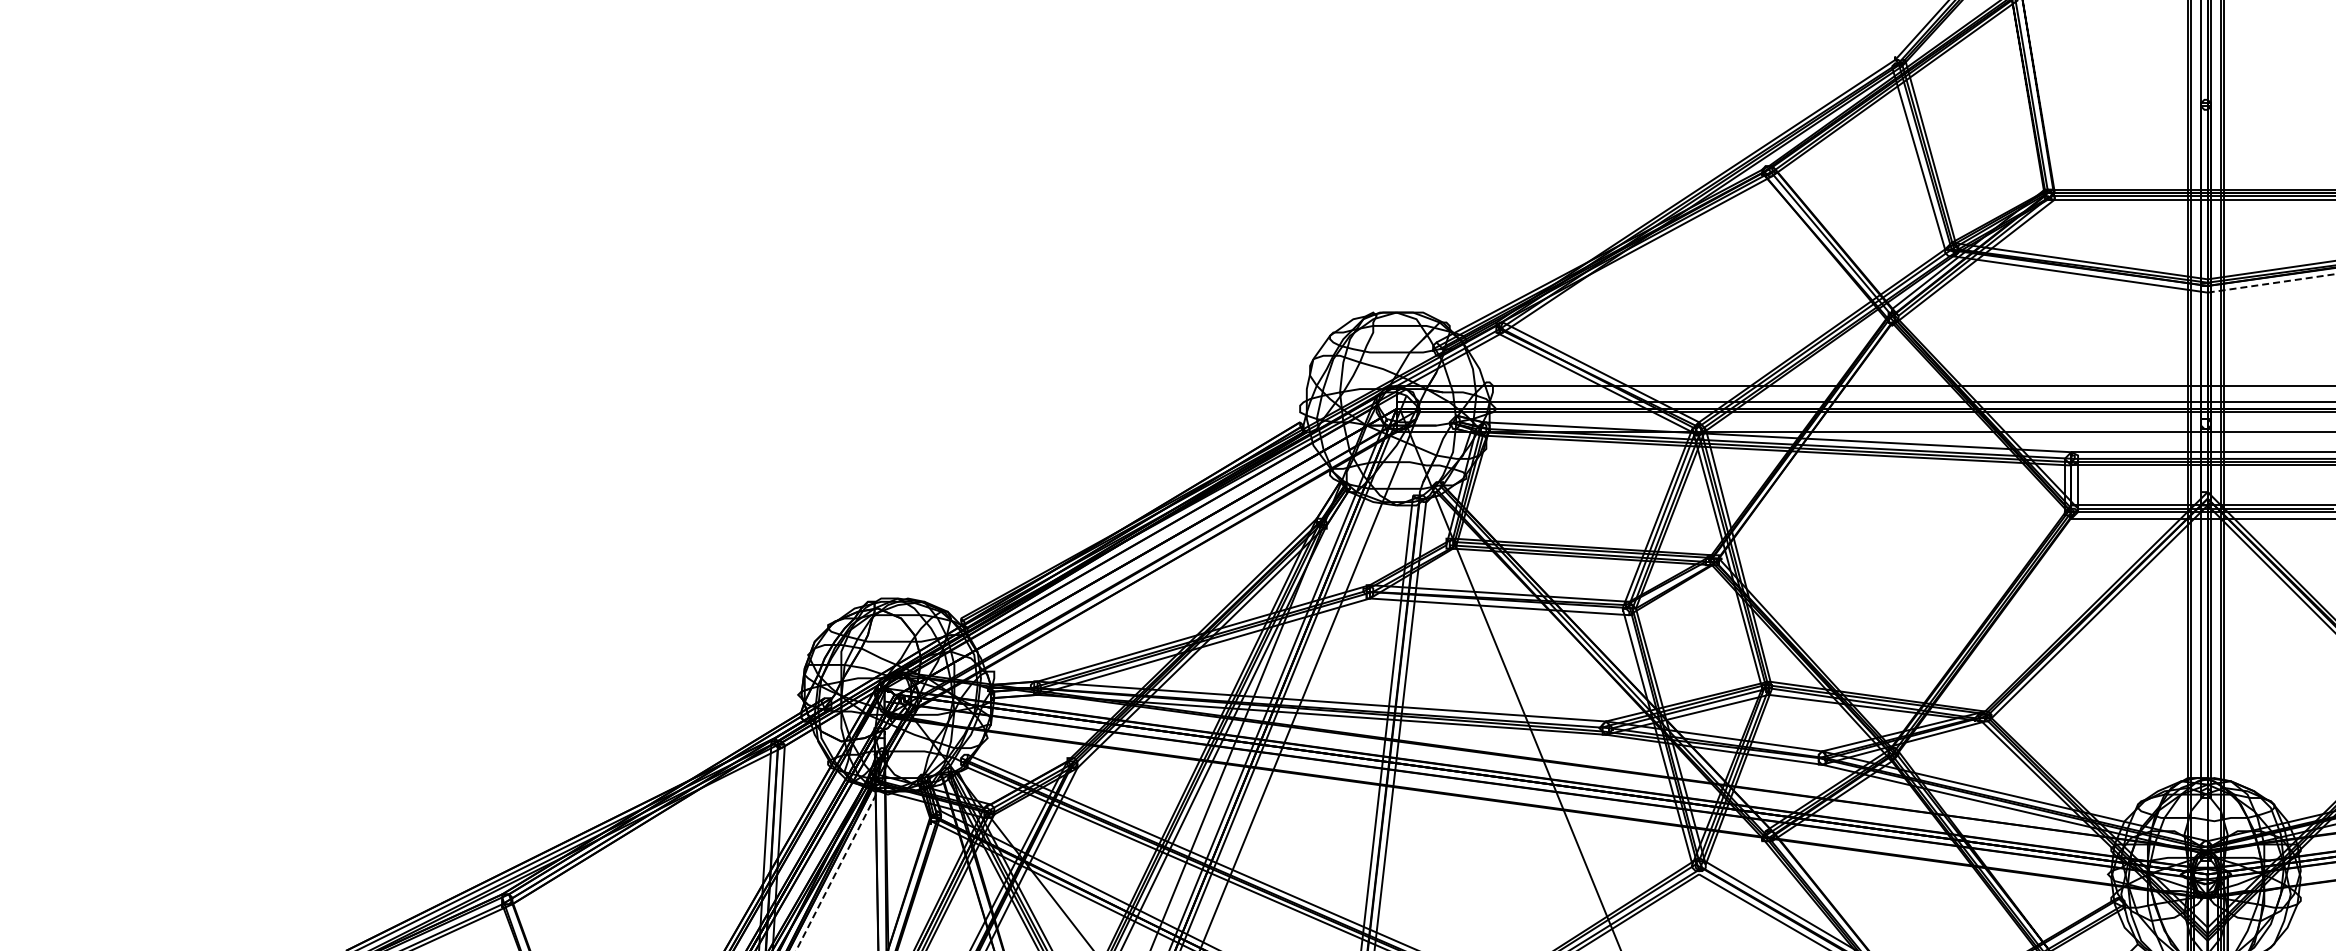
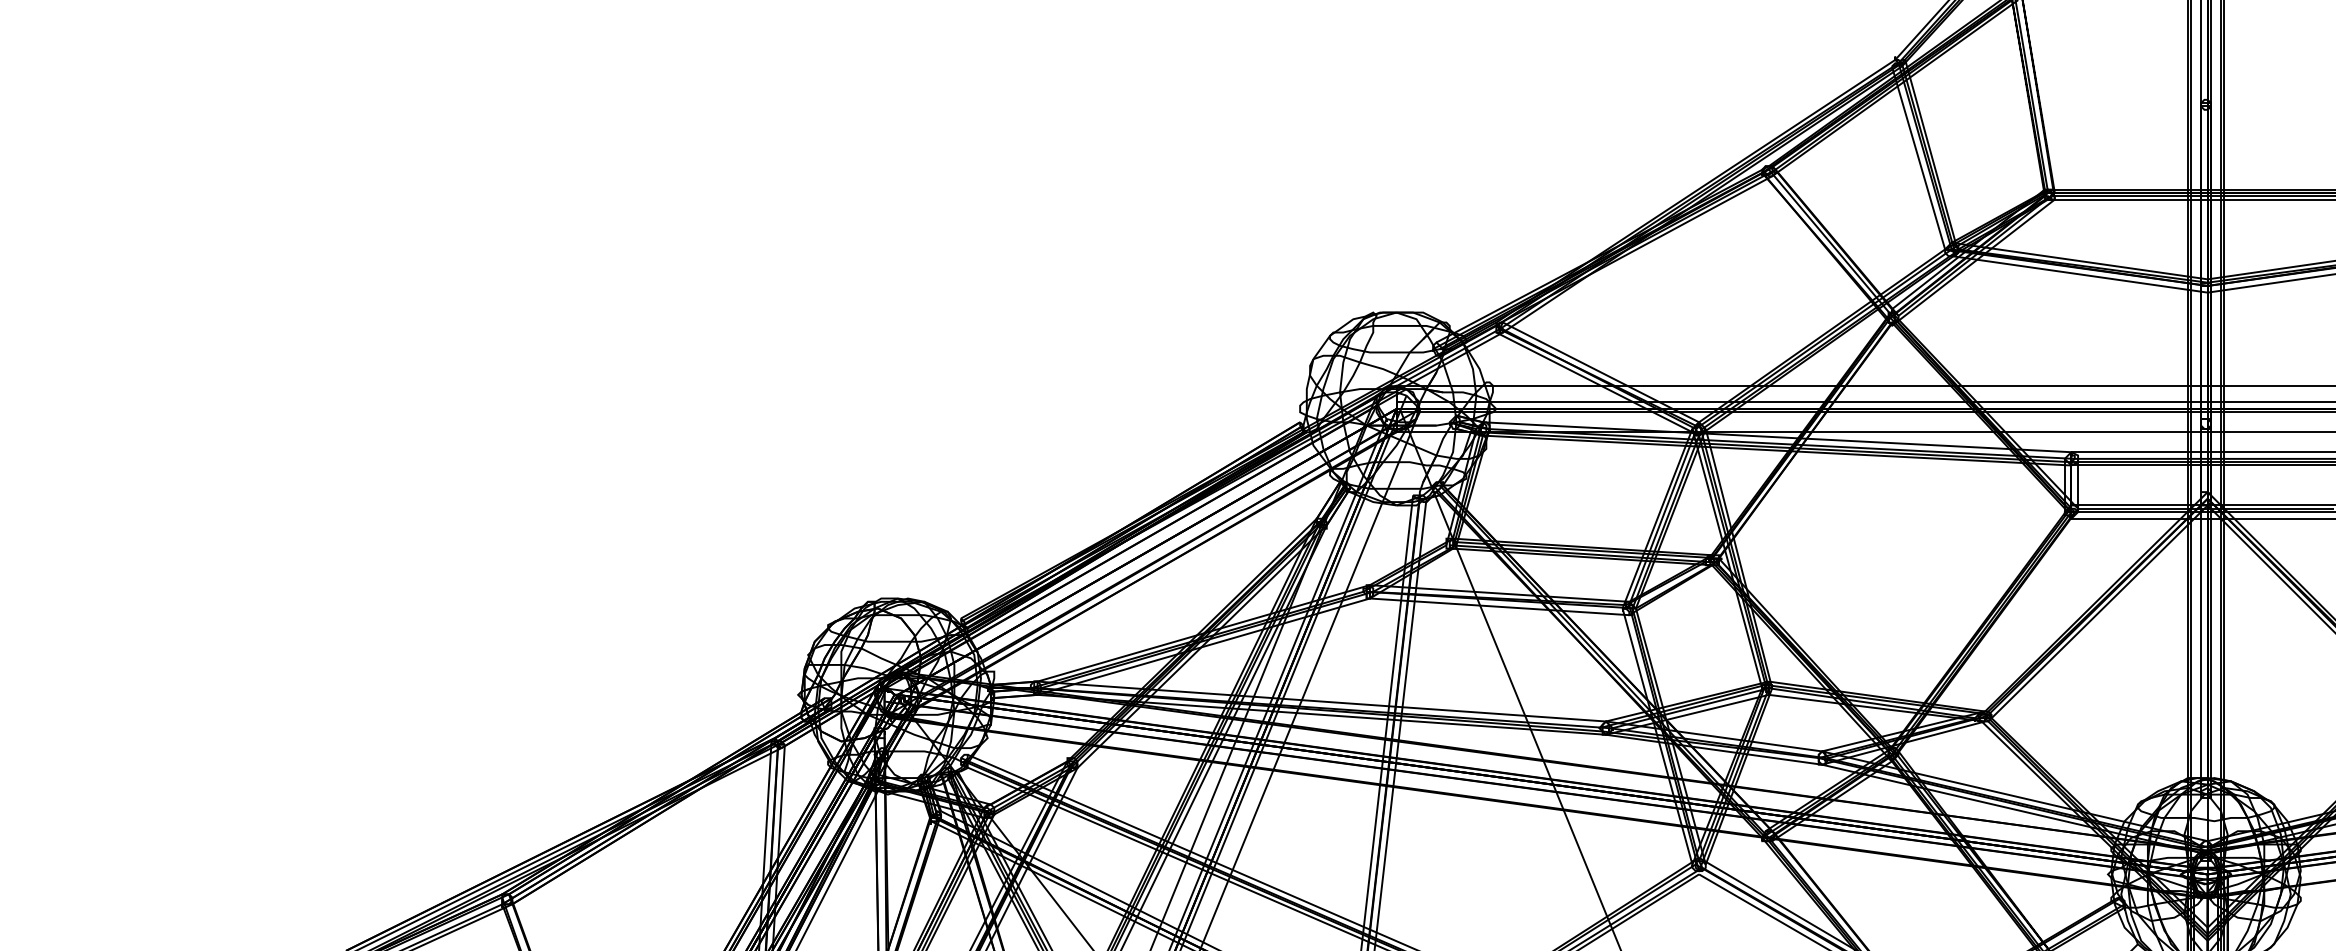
line: dashed -> solid (2271, 283)
line: dashed -> solid (838, 868)
